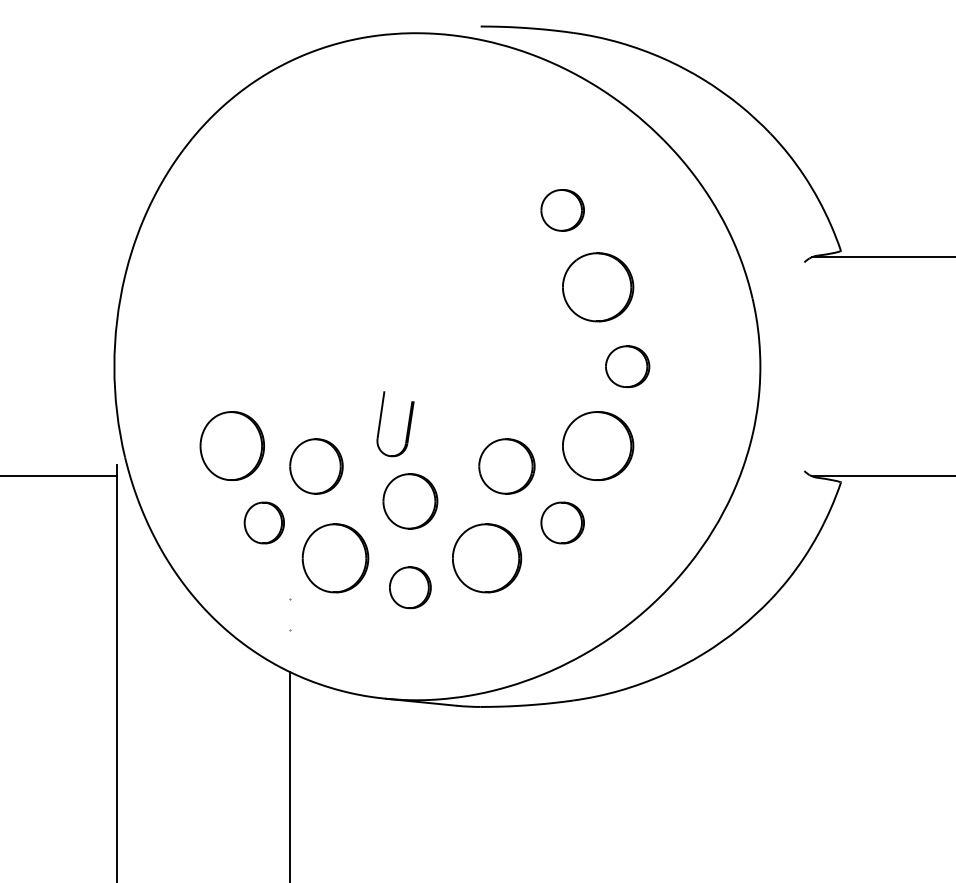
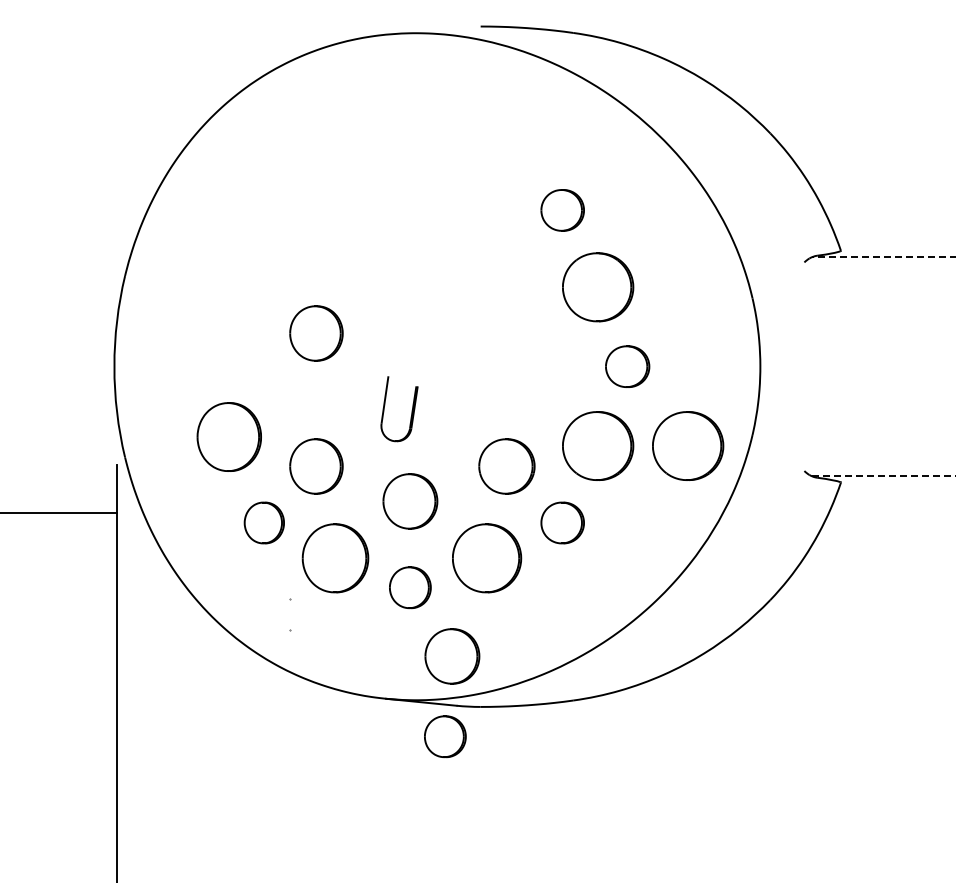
line: solid -> dashed (884, 257)
part: none -> present (316, 333)
part position: (407, 425) -> (411, 410) (411, 410)
part position: (231, 445) -> (228, 436) (228, 436)
part: none -> present (688, 445)
line position: (59, 476) -> (59, 513) (59, 513)
line: solid -> dashed (884, 476)
part: none -> present (452, 656)
part: none -> present (445, 736)
line: present -> none (289, 775)
